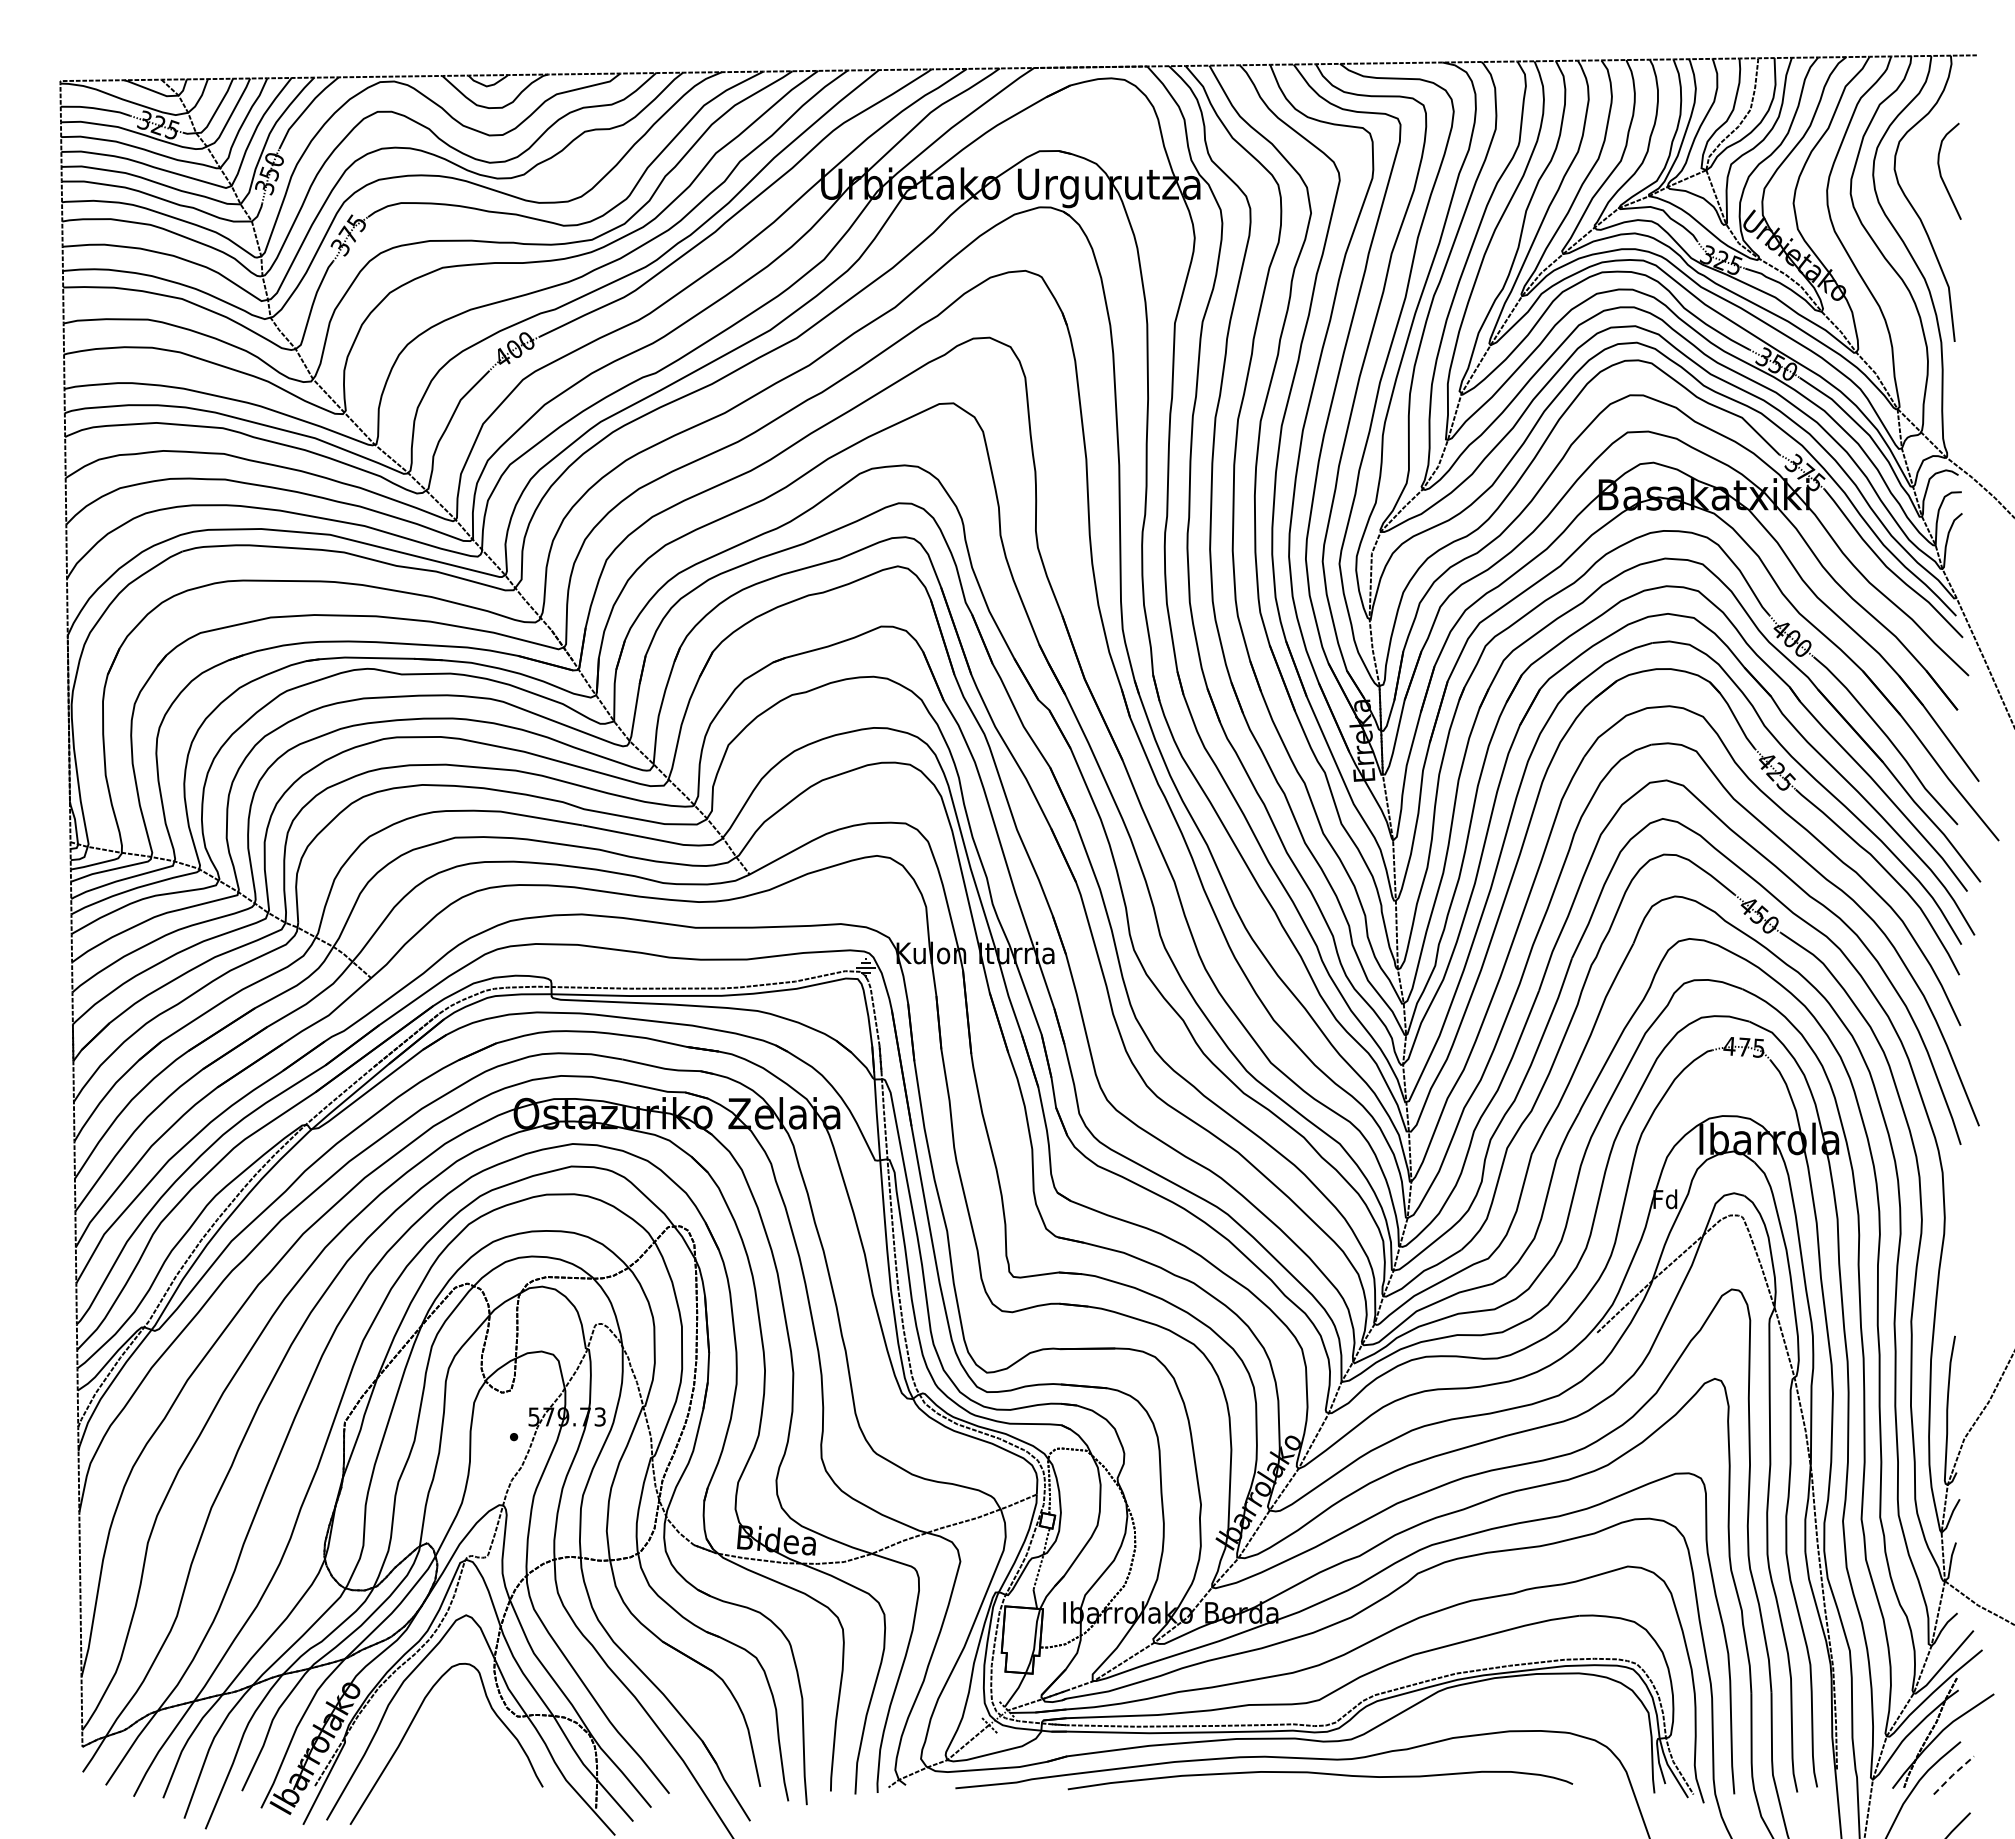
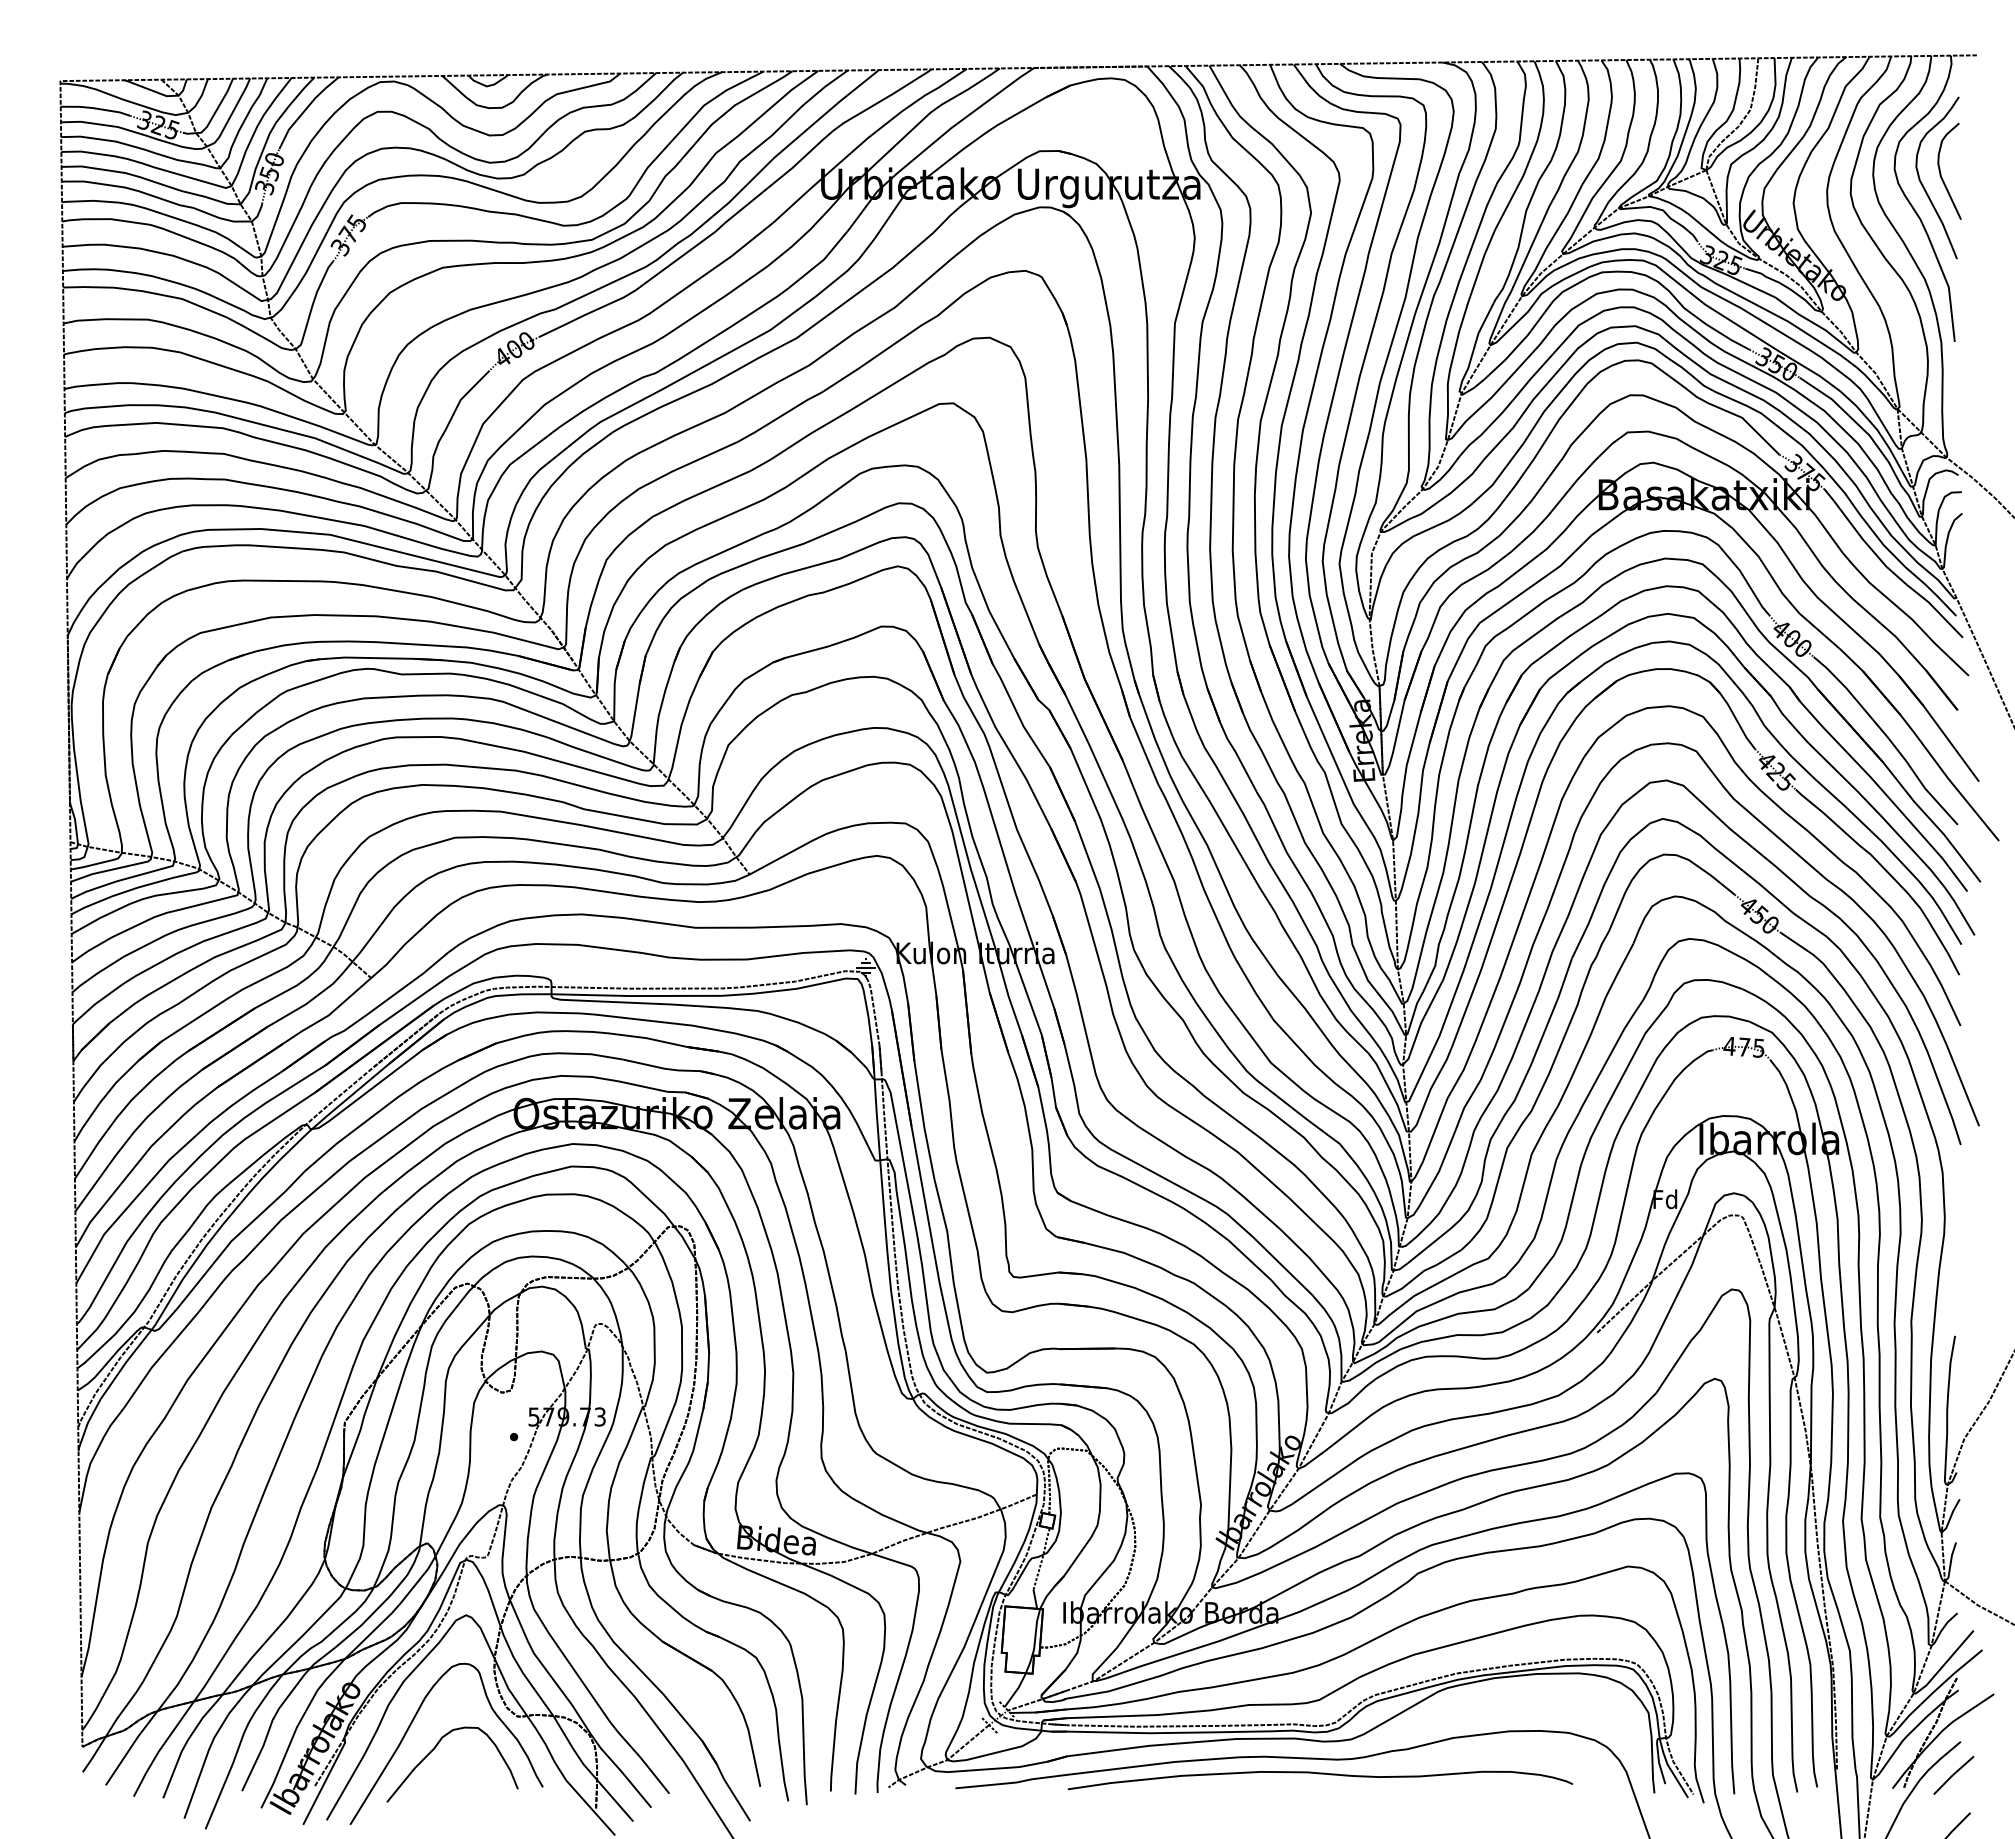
curve: none -> present (1923, 184)
curve: none -> present (436, 1747)
line: dashed -> solid (1953, 1774)
